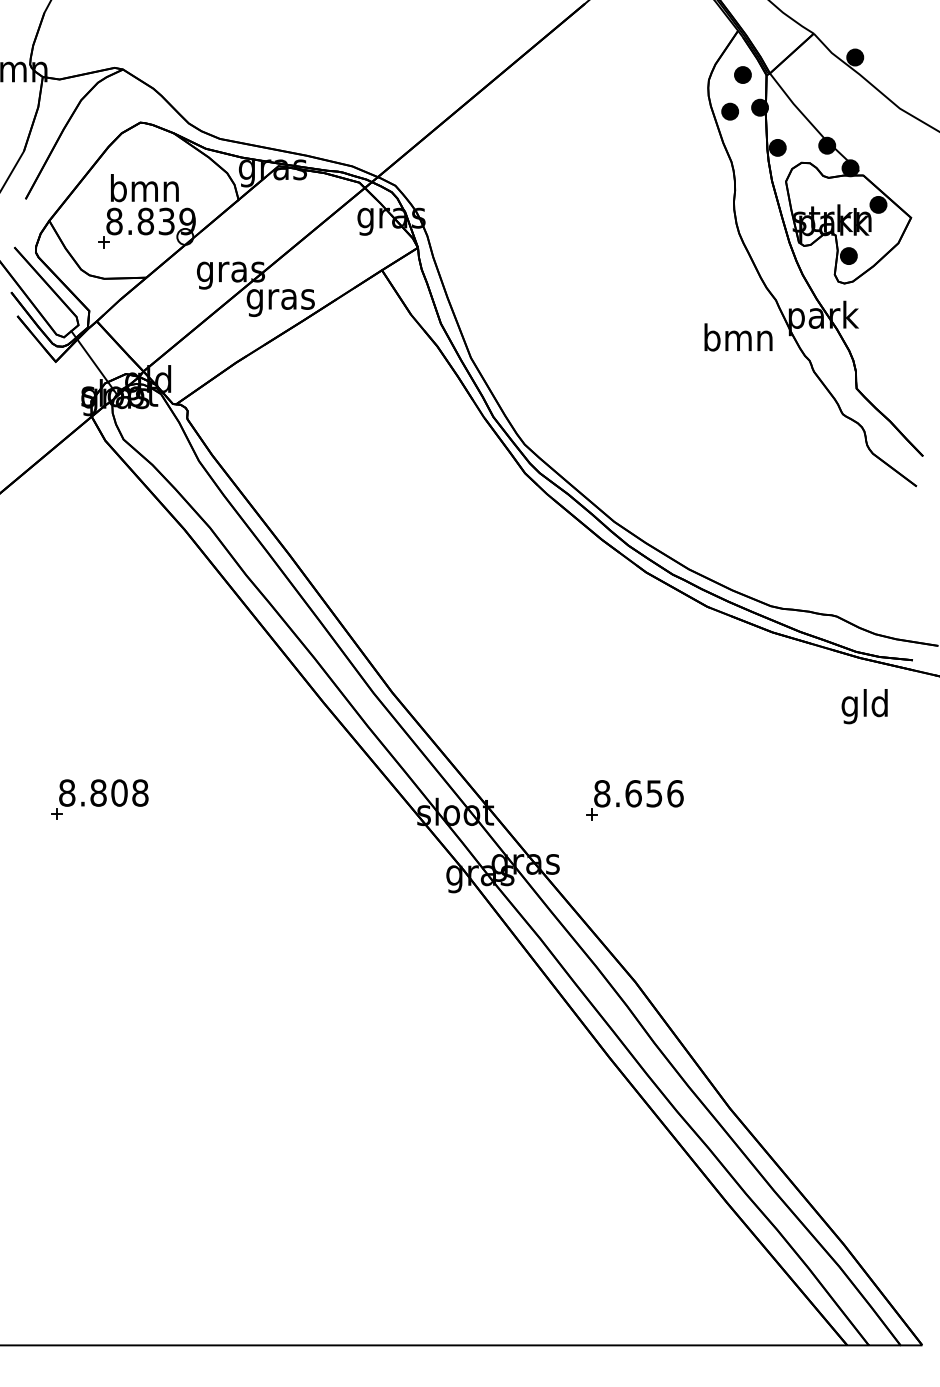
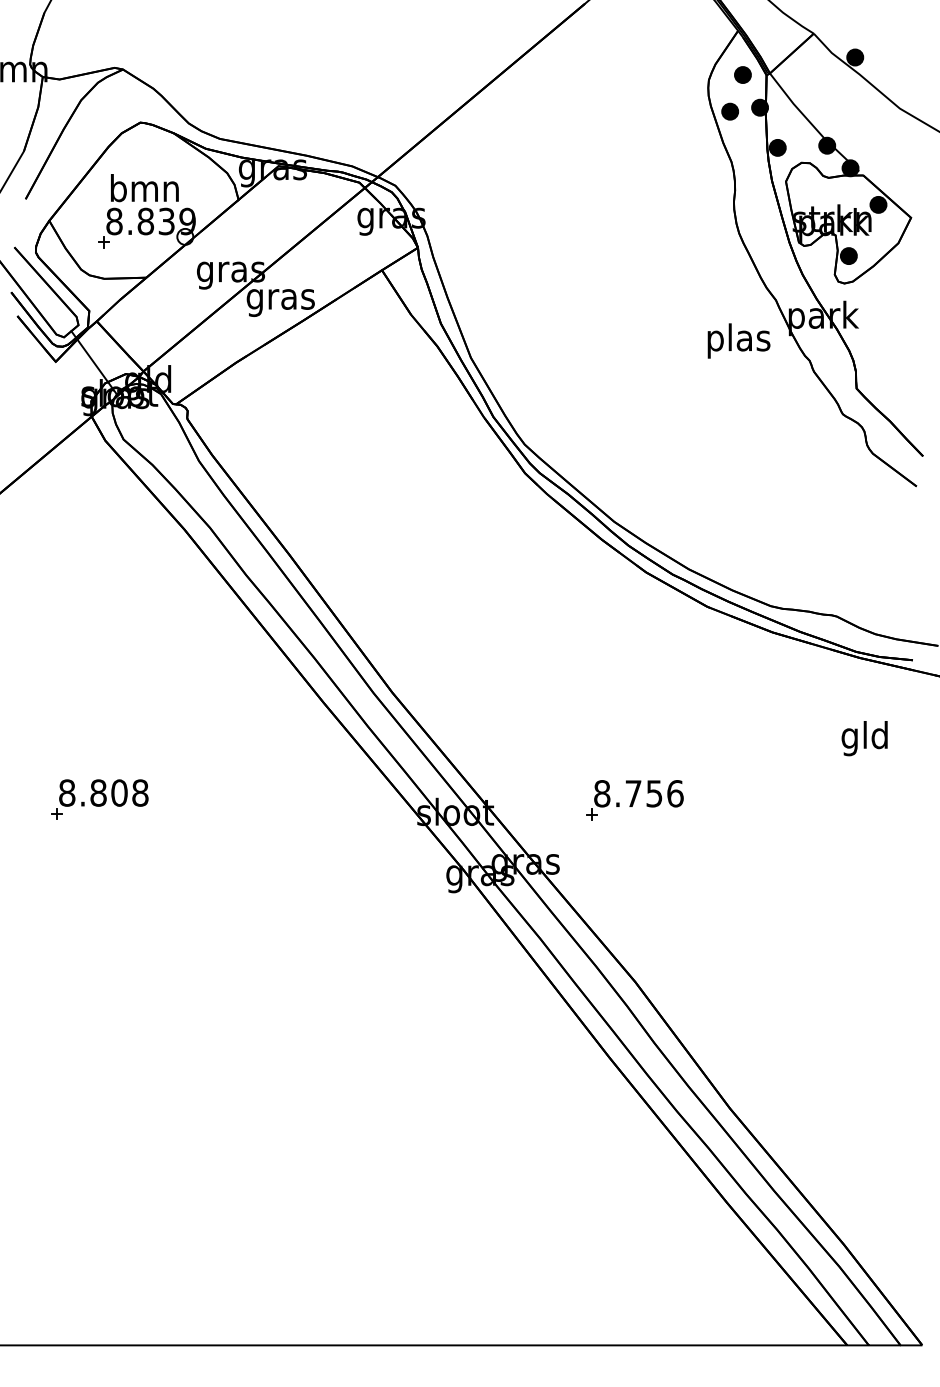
text: bmn -> plas (738, 340)
text position: (864, 706) -> (864, 738) (864, 738)
text: 8.656 -> 8.756 (633, 793)
